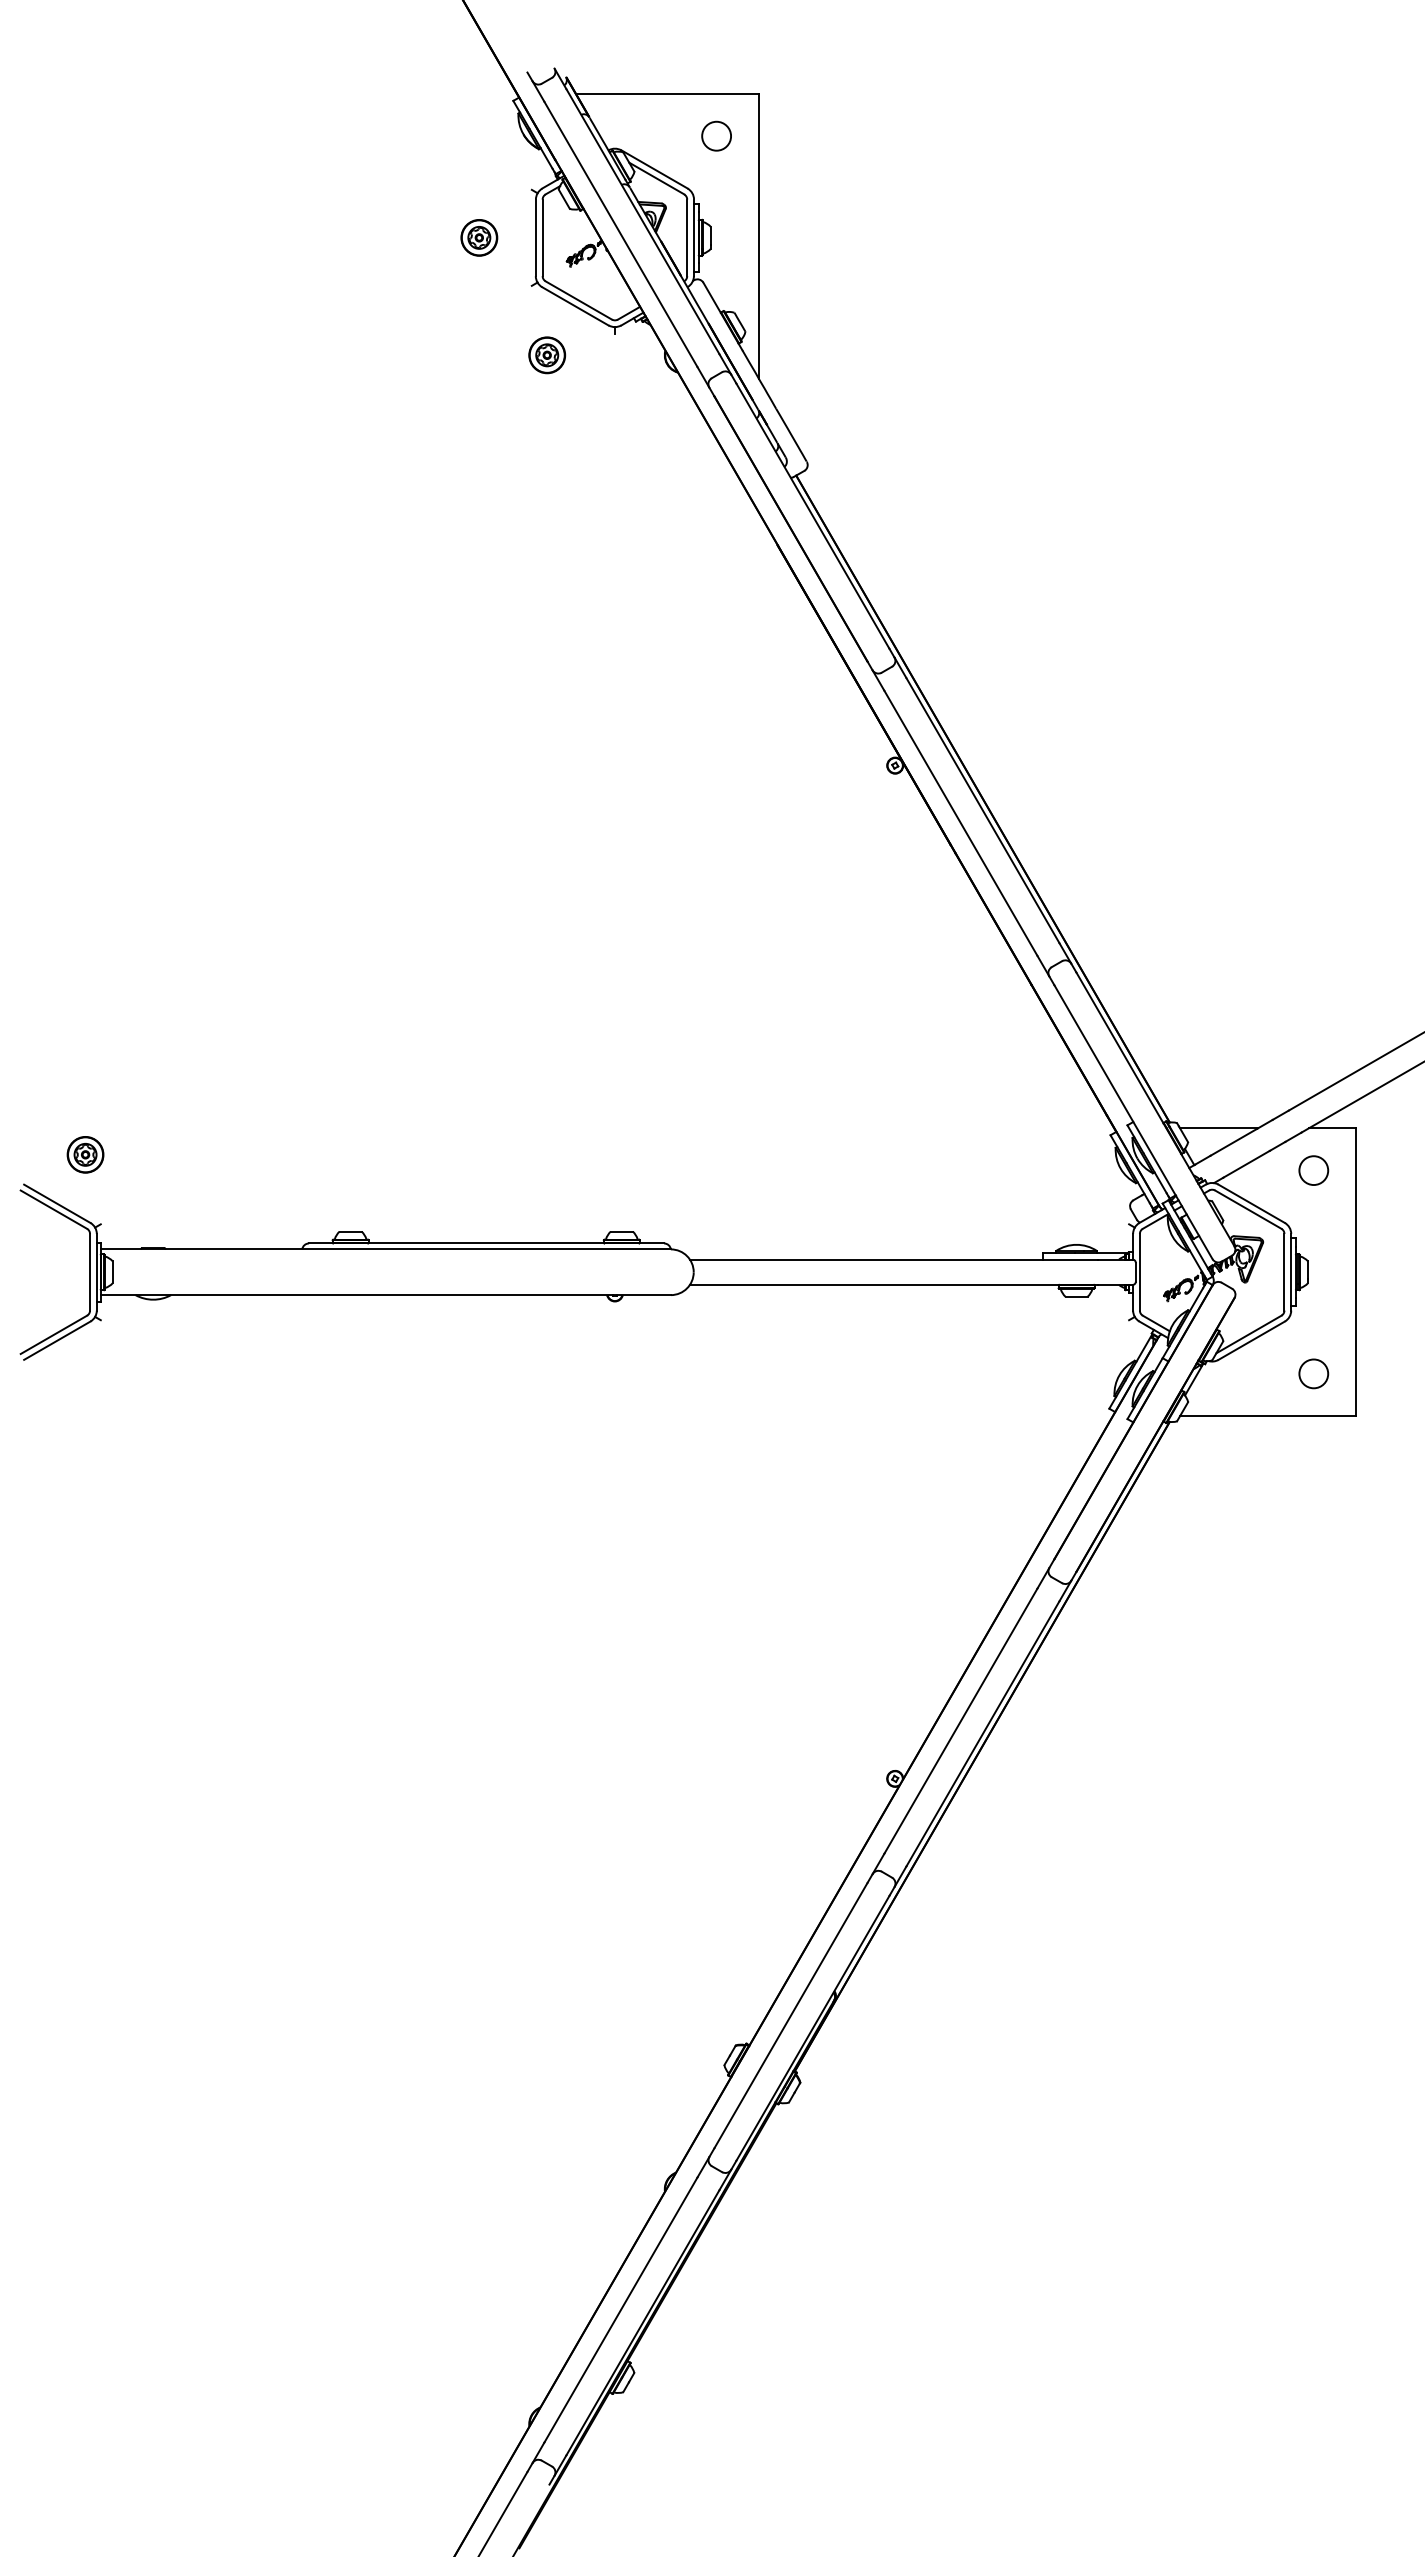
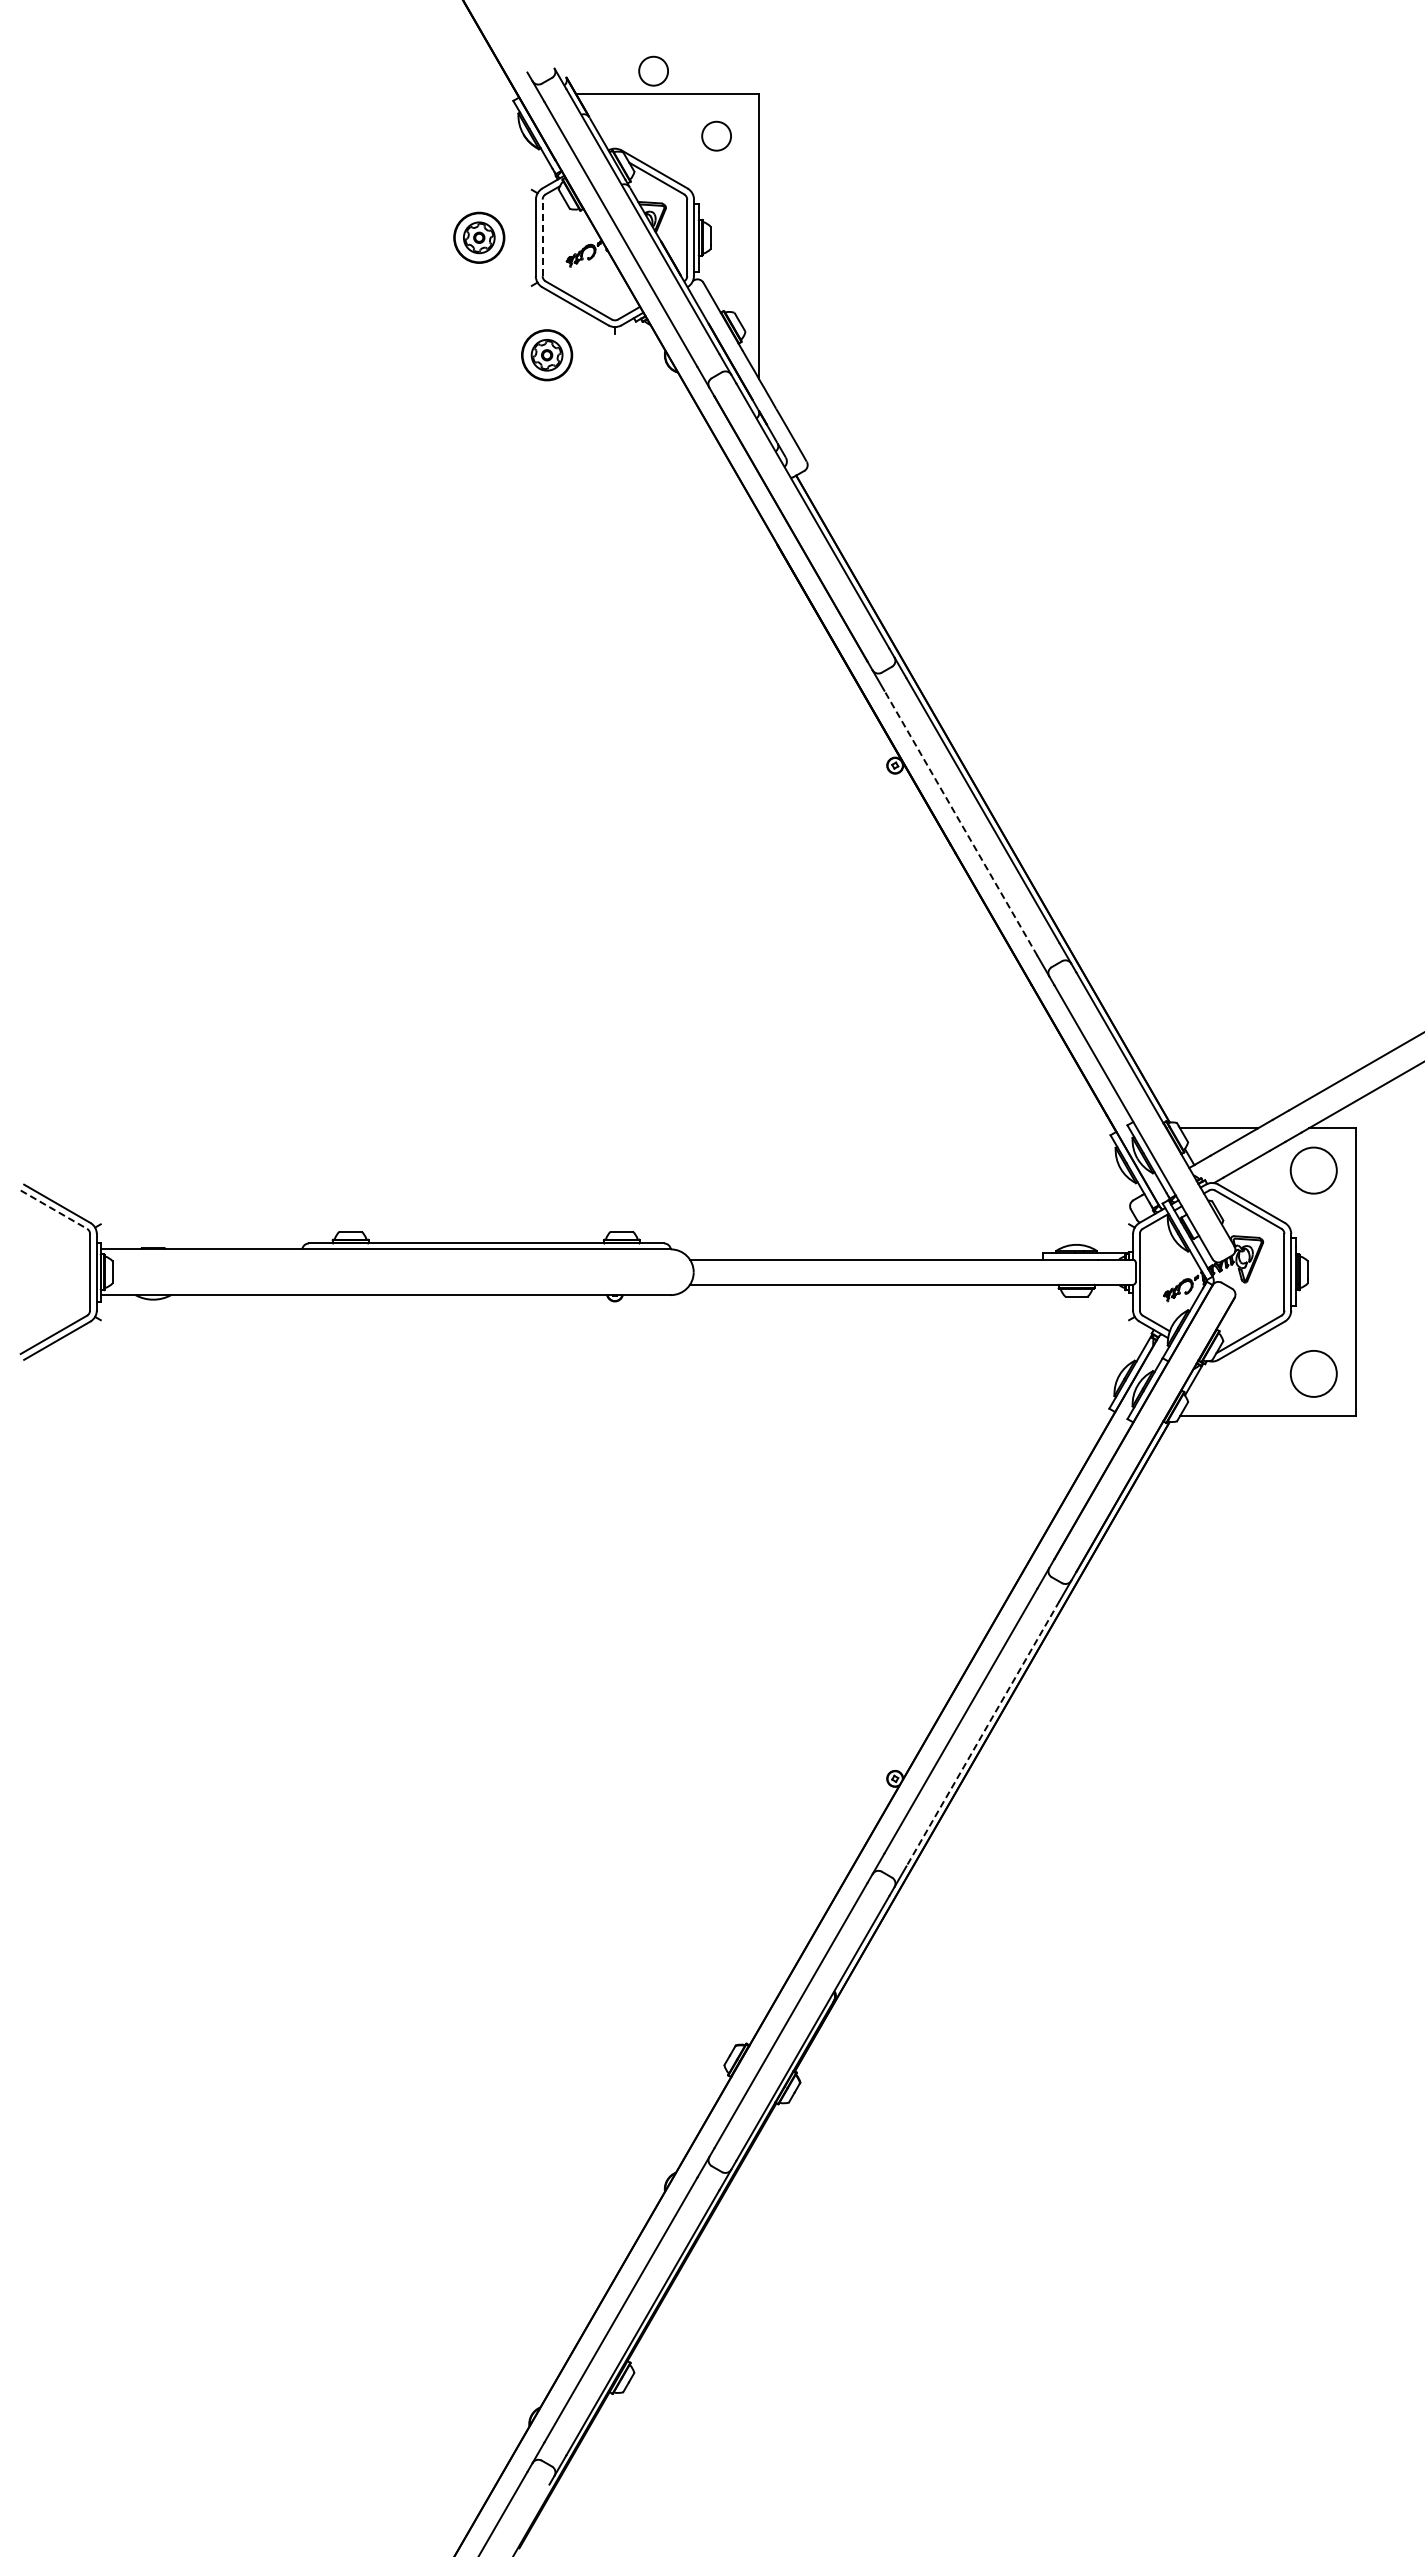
circle: none -> present (653, 70)
part size: 39x38 px -> 53x53 px (479, 237)
line: solid -> dashed (542, 237)
part size: 39x39 px -> 53x53 px (547, 355)
line: solid -> dashed (960, 822)
part: present -> none (85, 1154)
circle diameter: 29 px -> 46 px (1313, 1170)
line: solid -> dashed (54, 1209)
circle diameter: 29 px -> 46 px (1313, 1373)
line: solid -> dashed (982, 1734)
